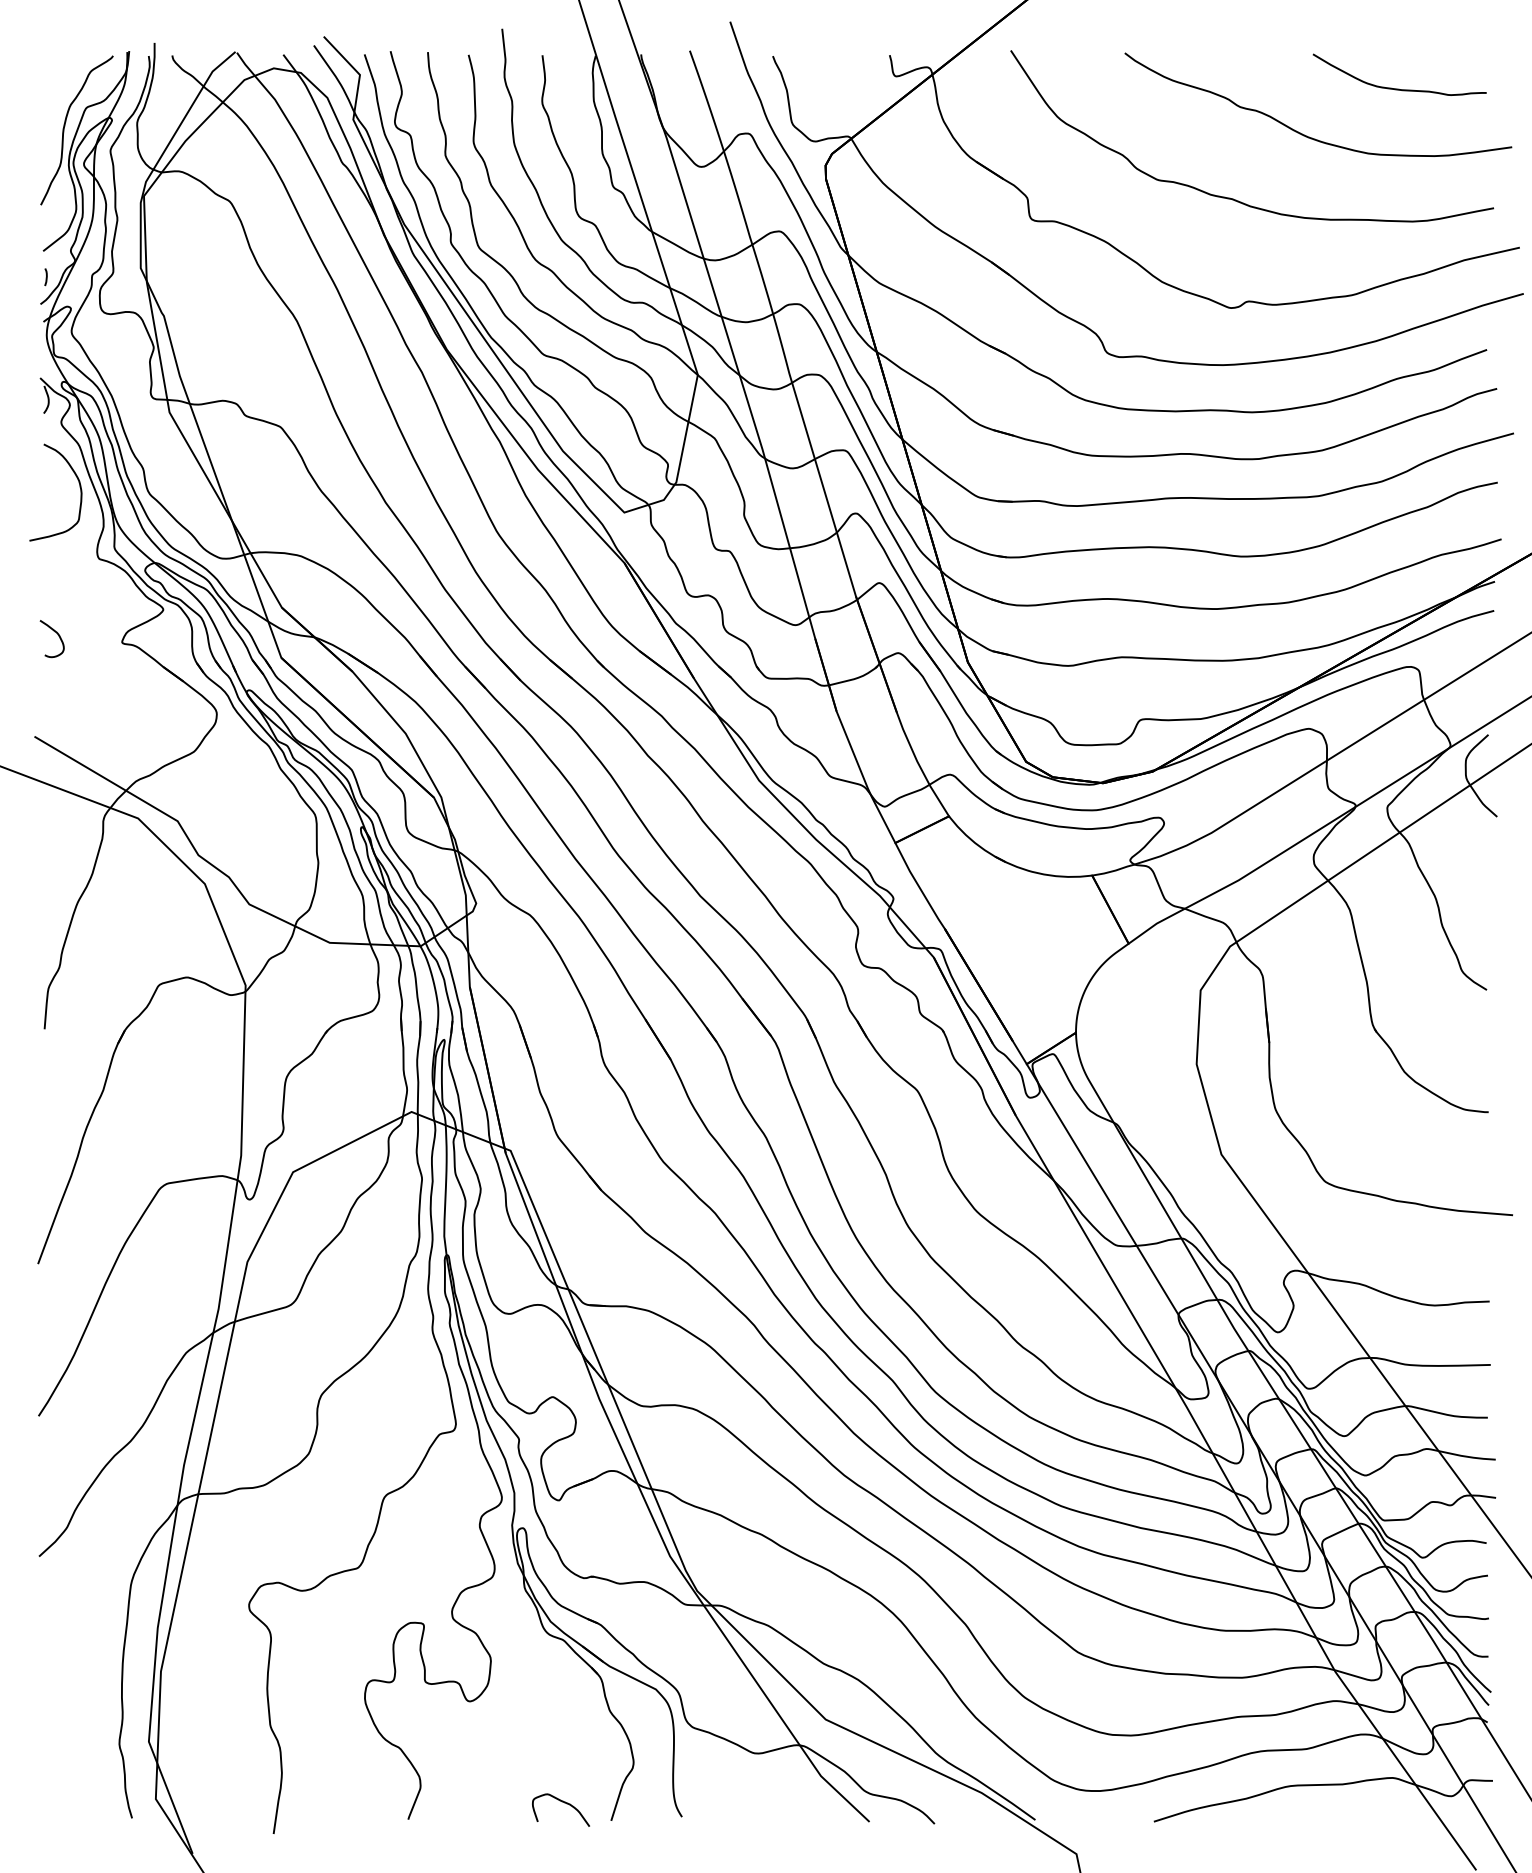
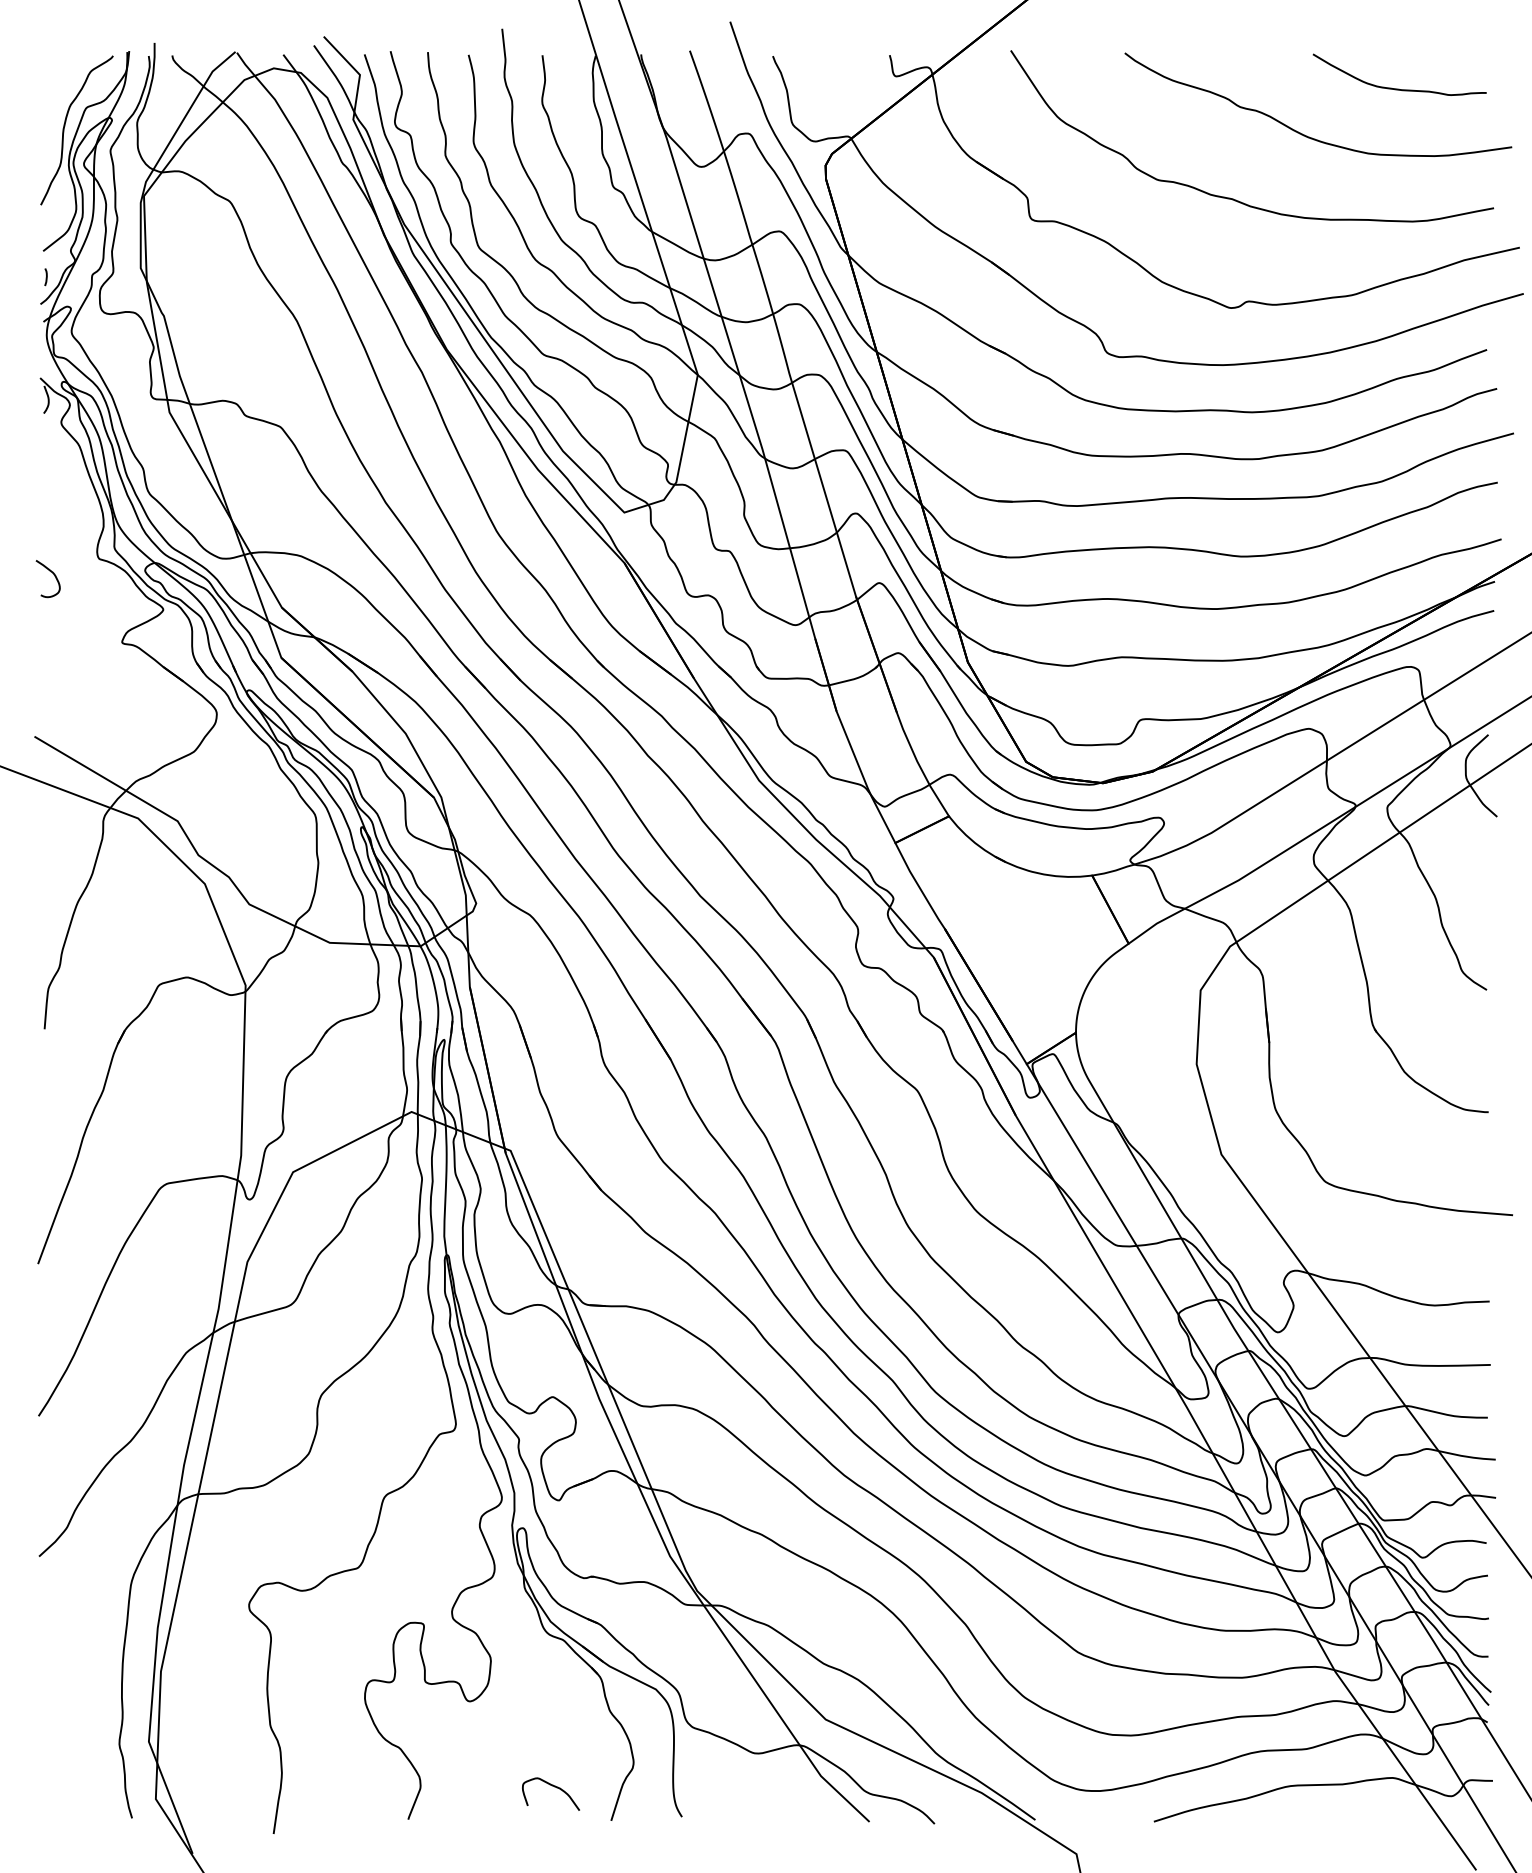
curve: present -> none (79, 487)
curve position: (58, 636) -> (54, 576) (54, 576)
curve position: (564, 1803) -> (554, 1787) (554, 1787)
